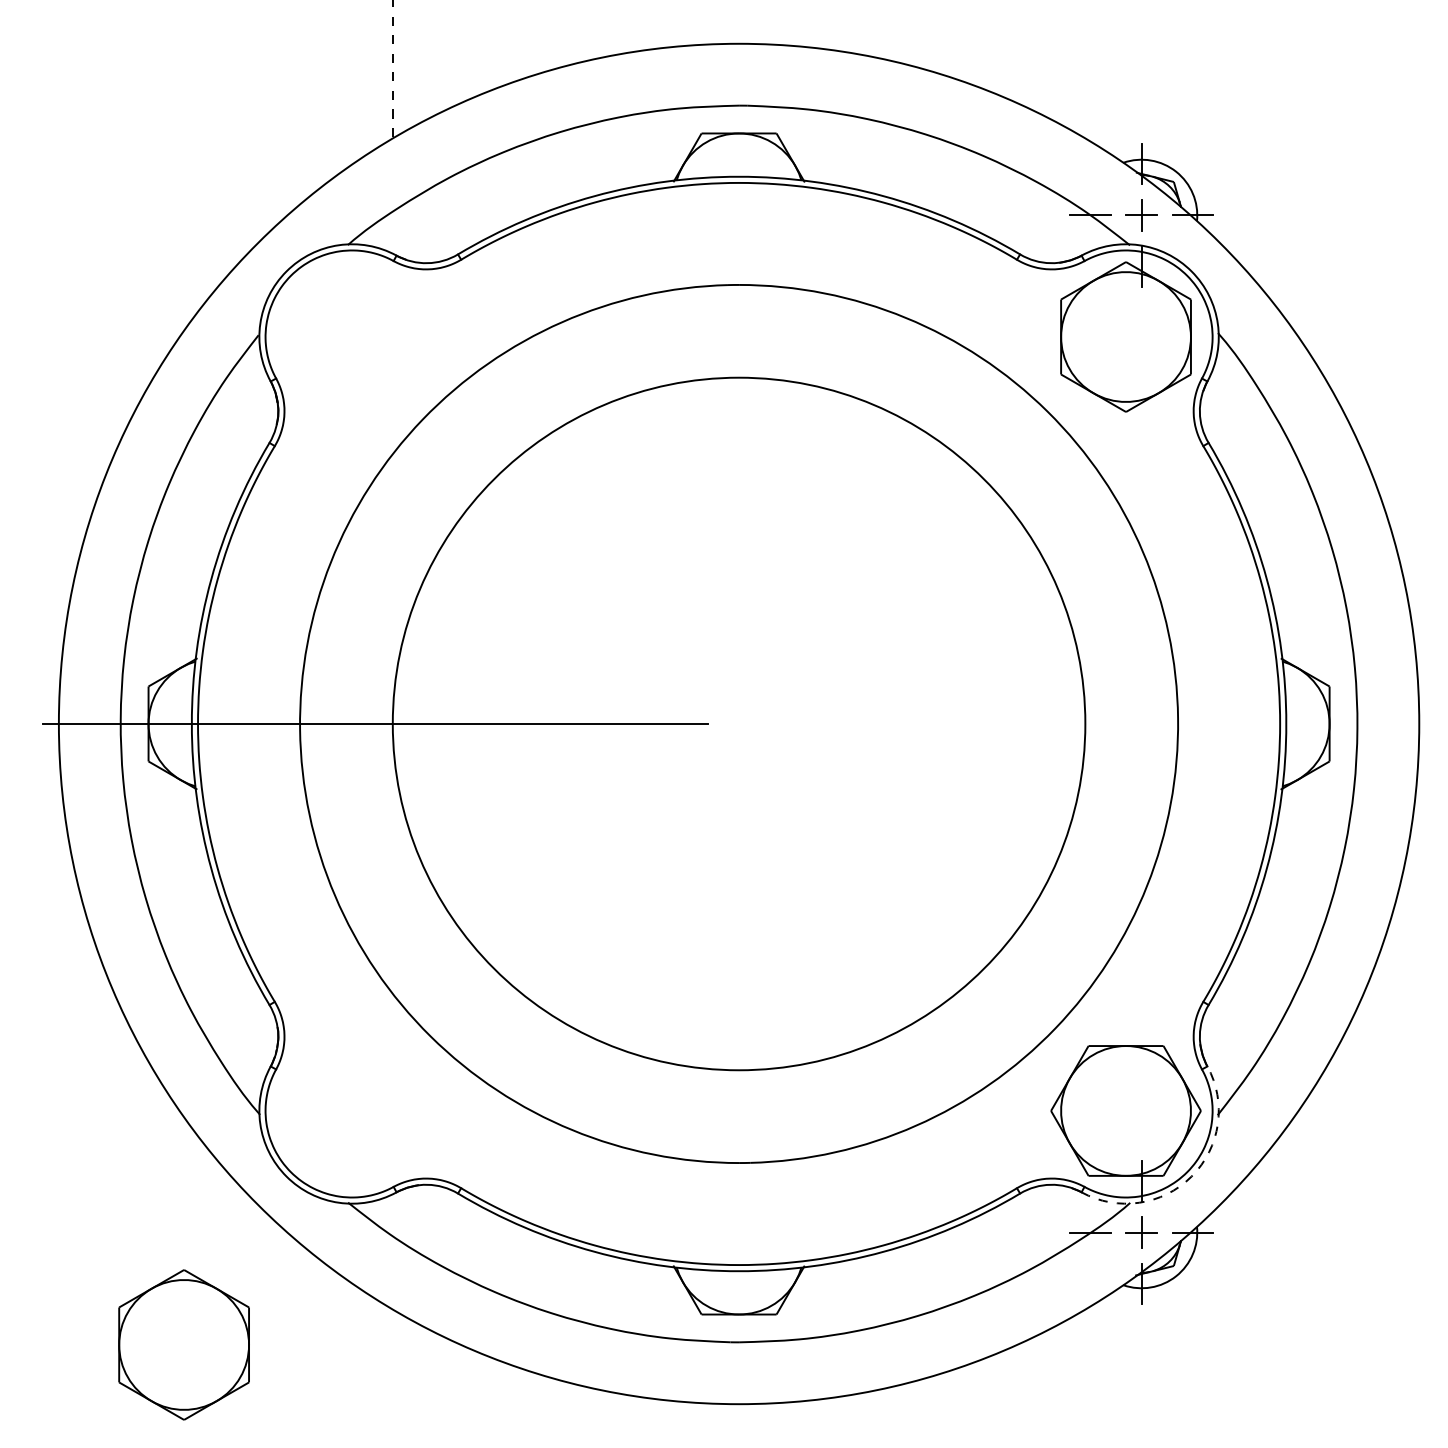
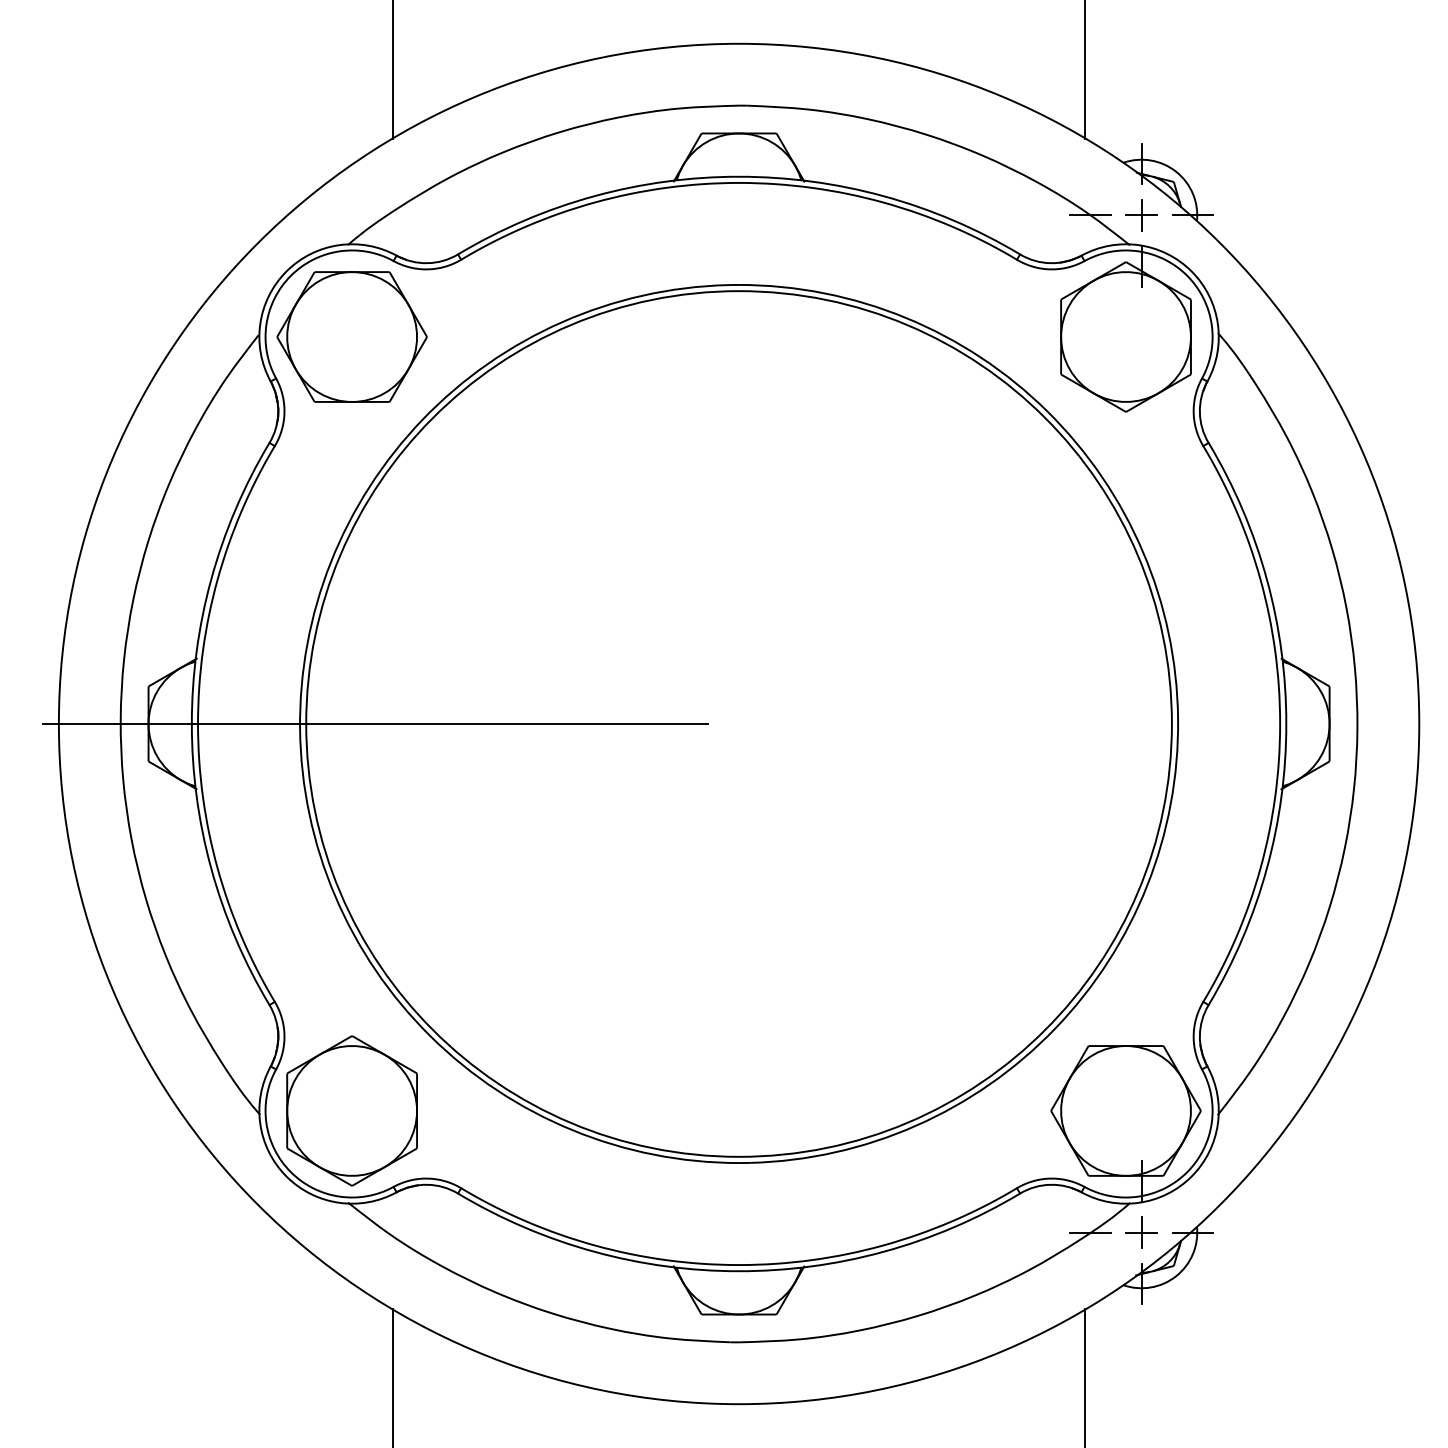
line: dashed -> solid (392, 69)
line: none -> present (1085, 70)
part: none -> present (351, 336)
circle diameter: 693 px -> 866 px (738, 723)
arc: dashed -> solid (1191, 1176)
part position: (183, 1344) -> (351, 1110) (351, 1110)
line: none -> present (392, 1376)
line: none -> present (1085, 1376)
